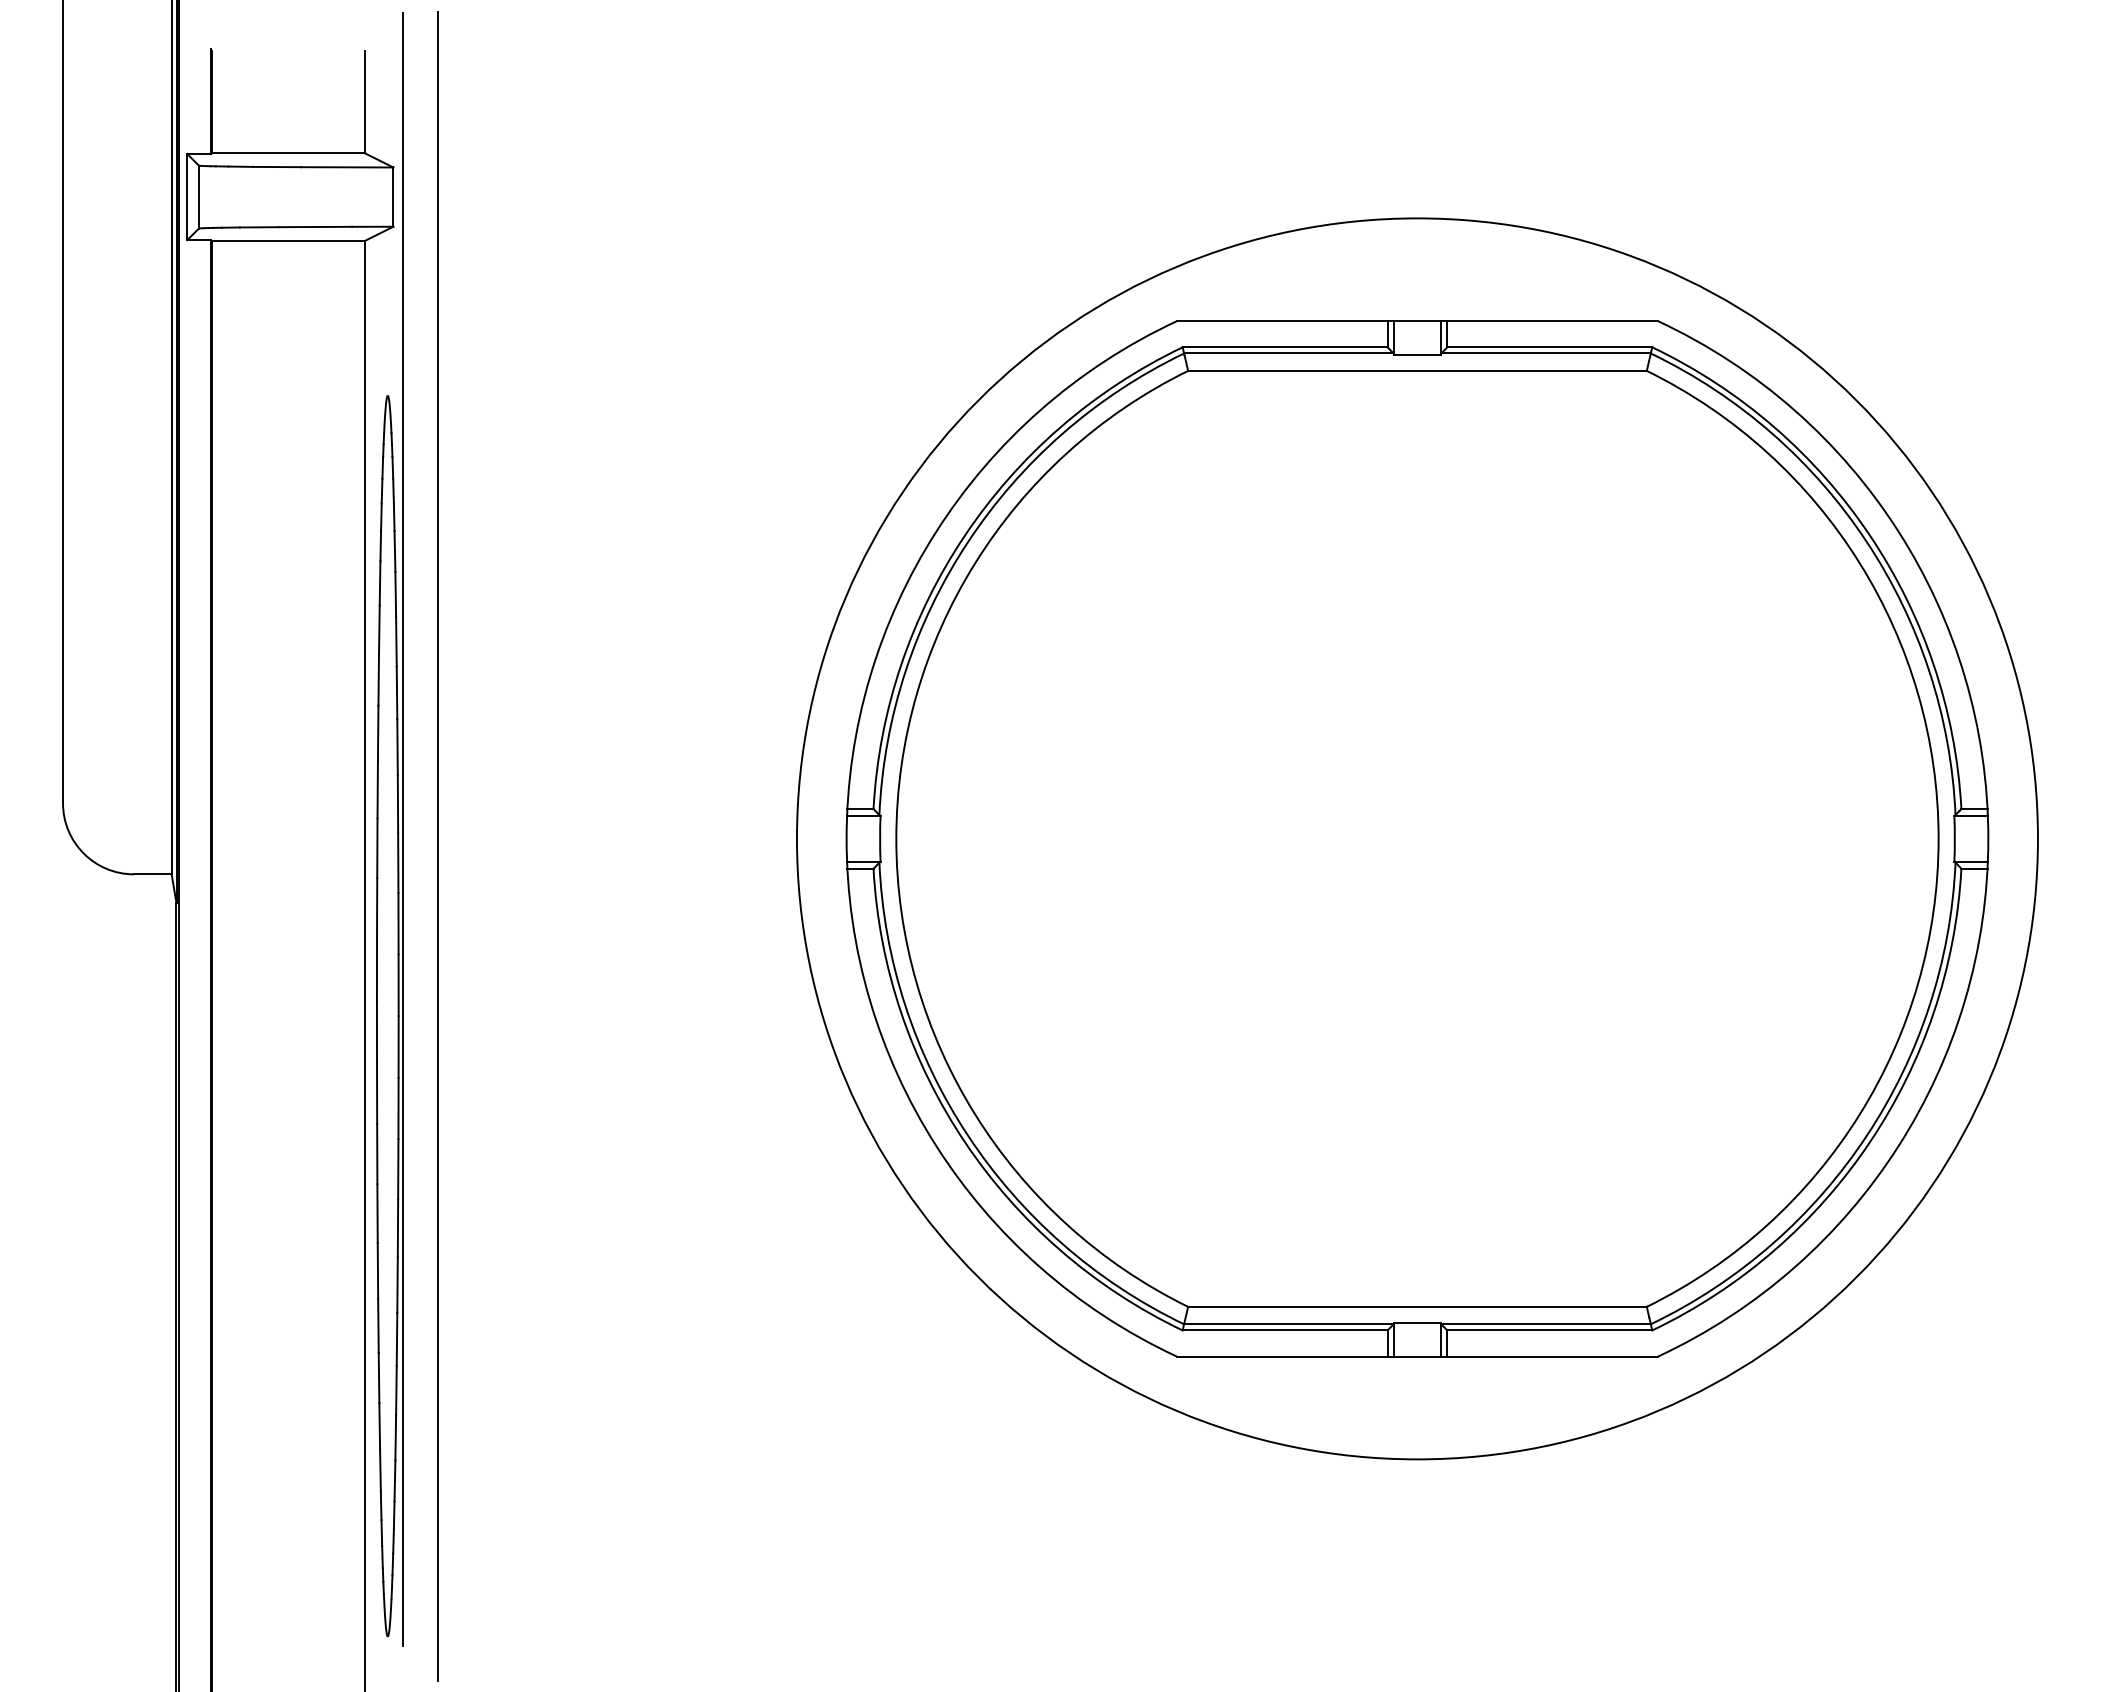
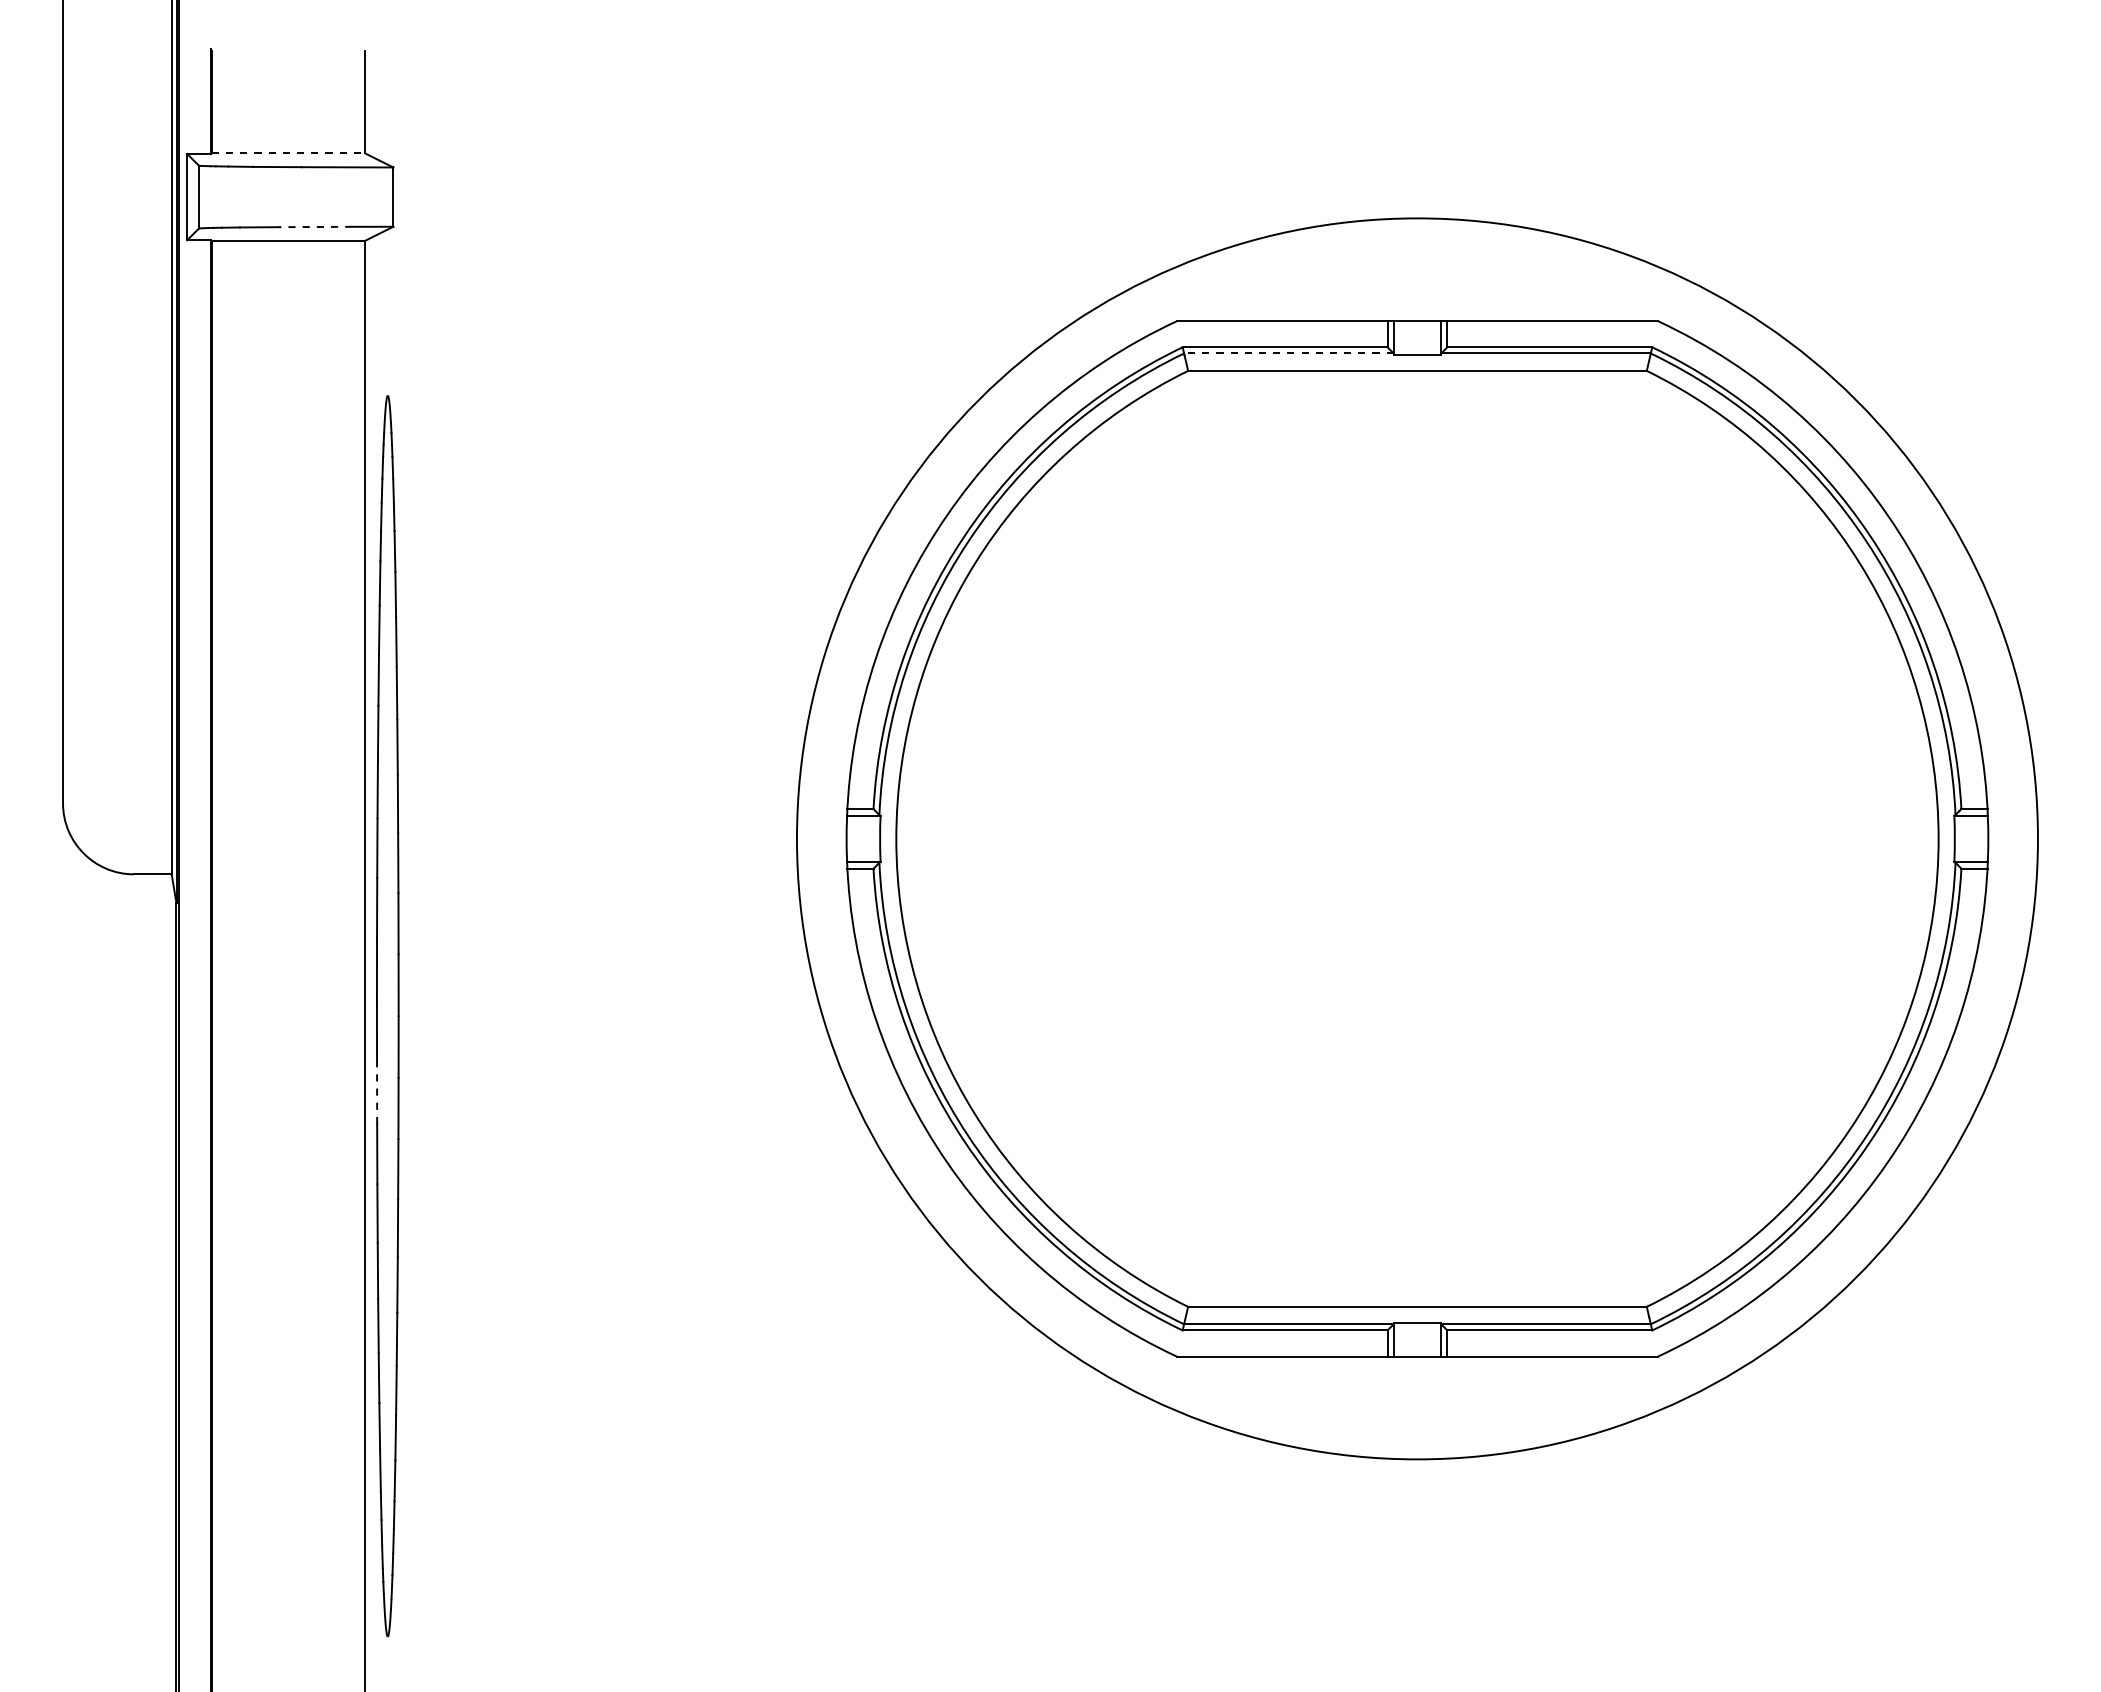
line: solid -> dashed (288, 153)
line: solid -> dashed (315, 227)
line: solid -> dashed (1288, 353)
line: present -> none (402, 829)
line: present -> none (438, 846)
line: solid -> dashed (377, 1093)
